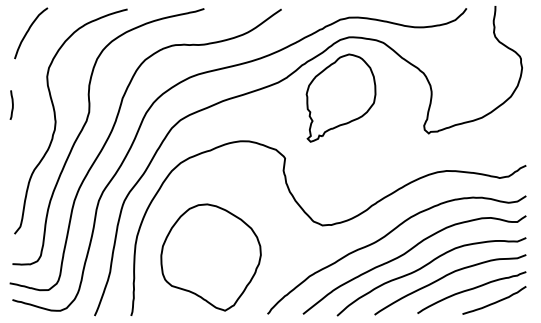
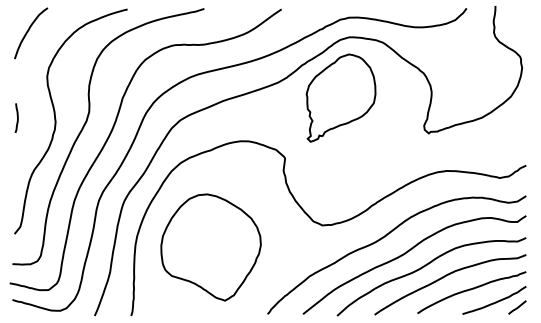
curve position: (12, 104) -> (17, 117) (17, 117)
part position: (210, 257) -> (210, 247) (210, 247)
line: none -> present (517, 307)
